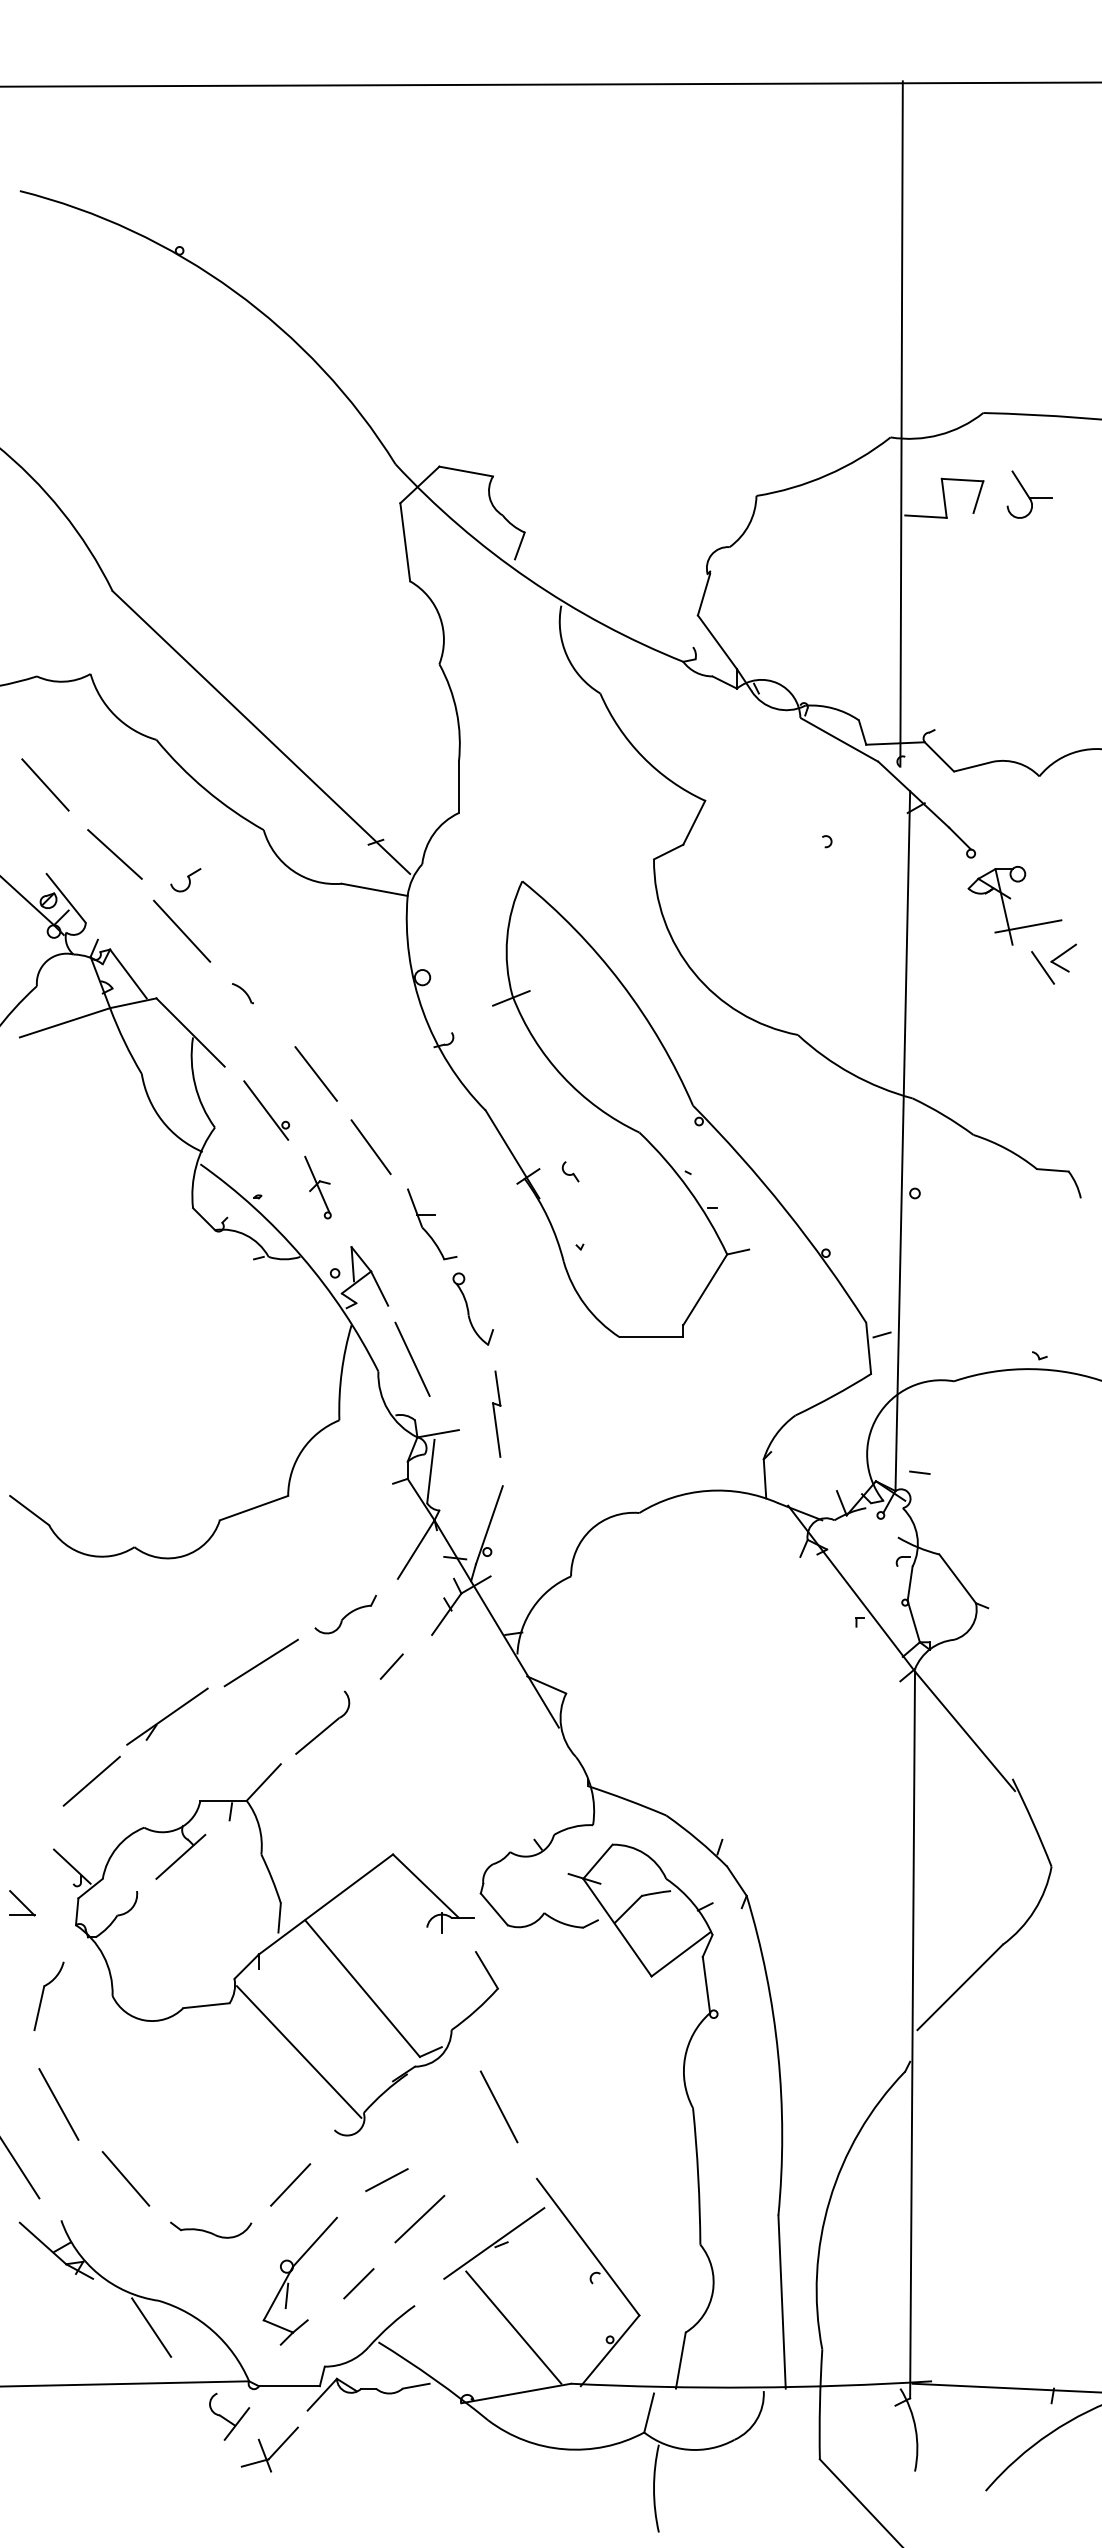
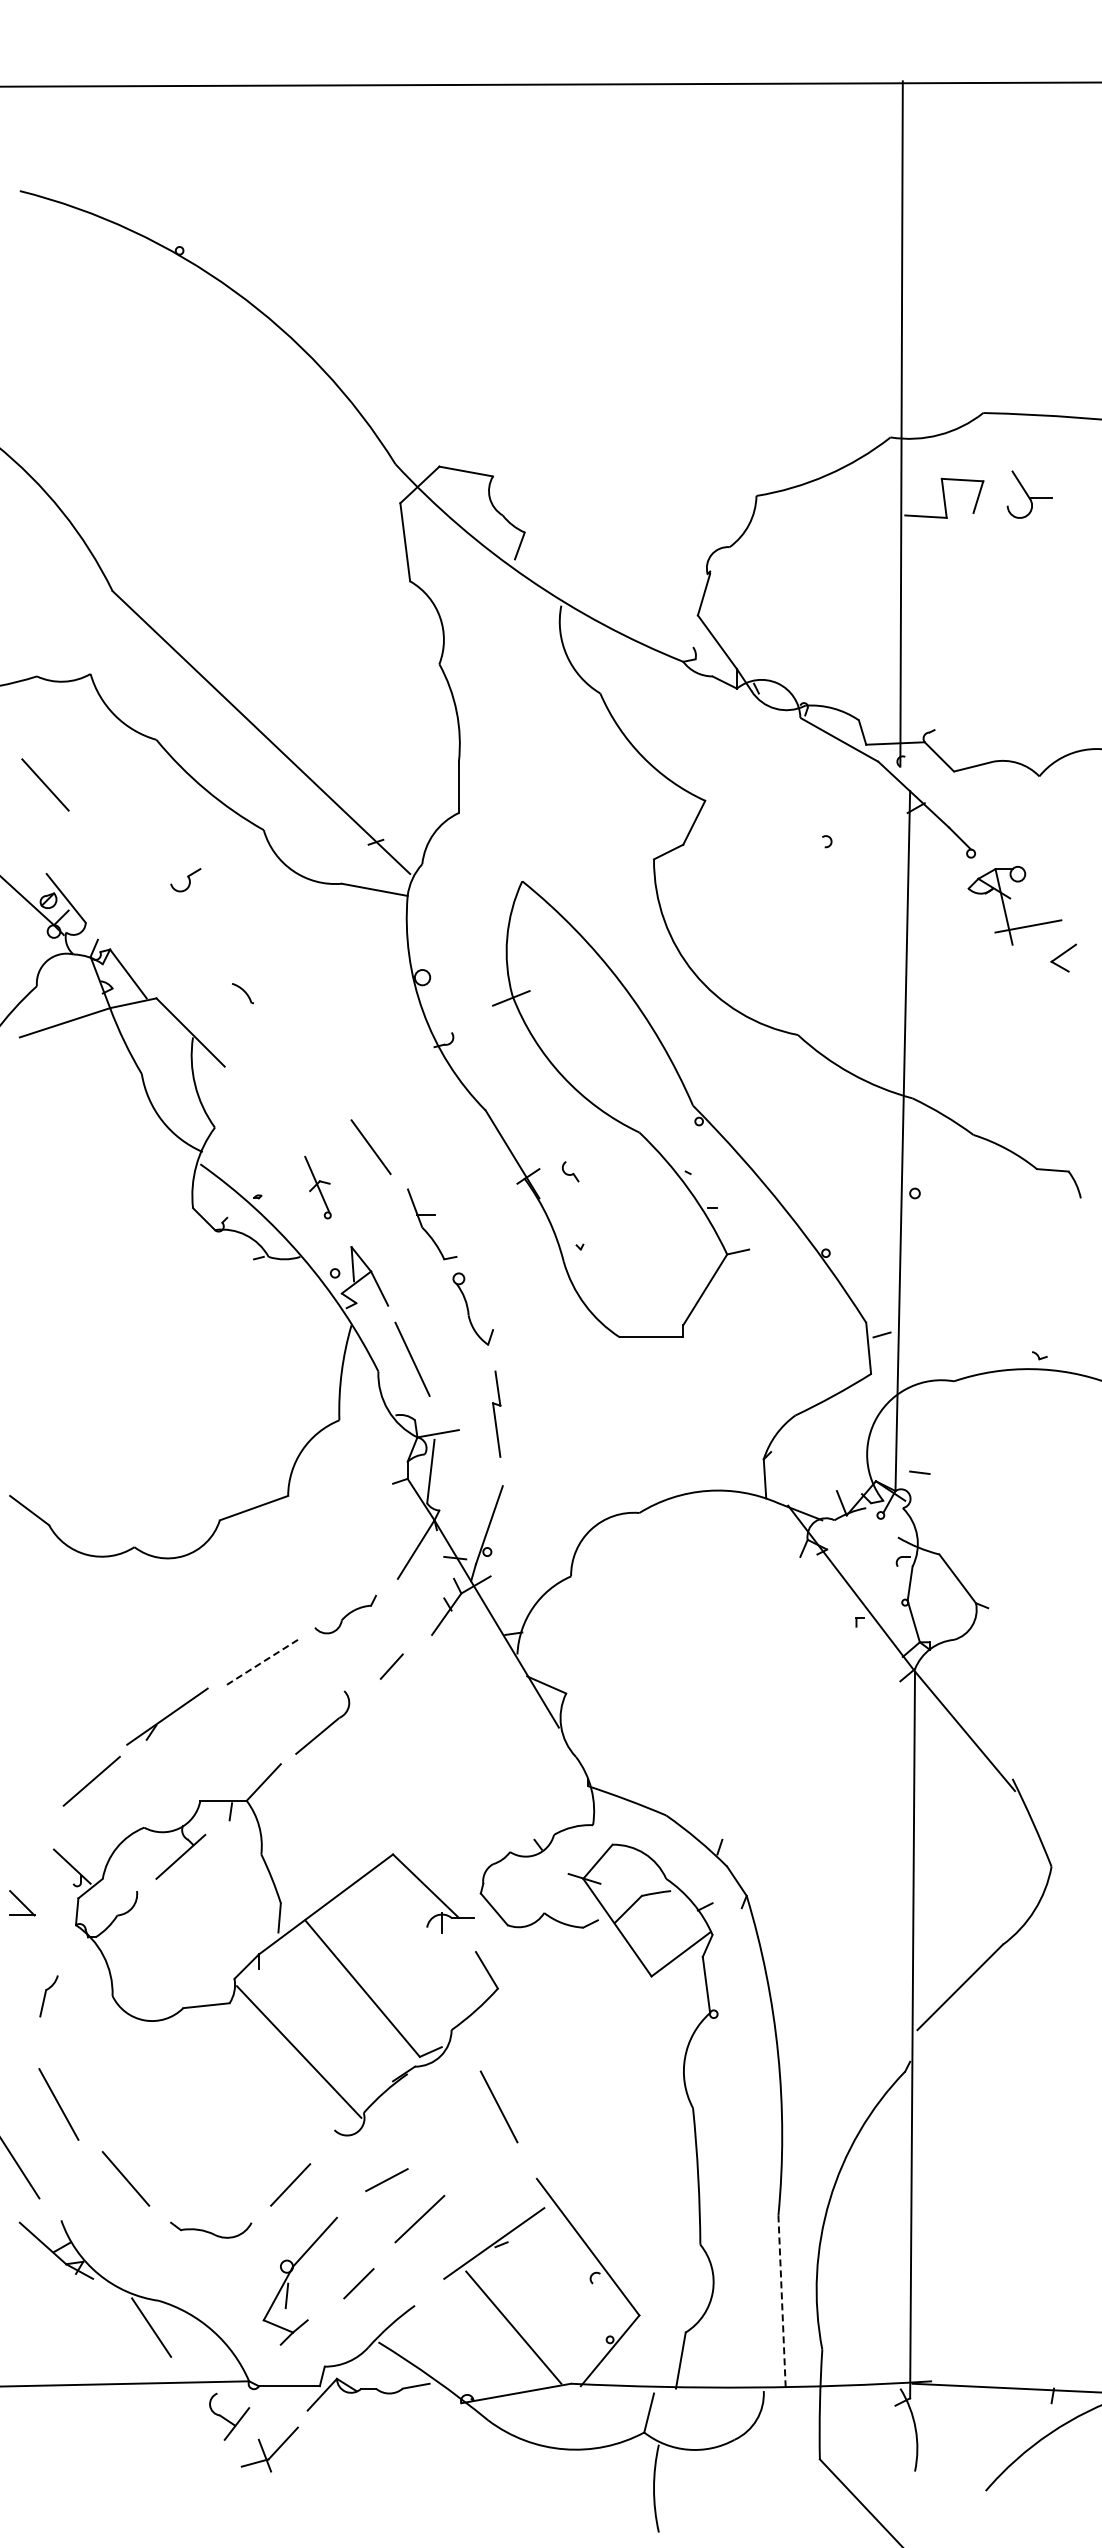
line: present -> none (114, 854)
line: present -> none (182, 930)
line: present -> none (1043, 967)
line: present -> none (315, 1073)
part: present -> none (266, 1110)
line: solid -> dashed (260, 1663)
part size: 32x70 px -> 20x43 px (48, 1996)
line: solid -> dashed (782, 2302)
